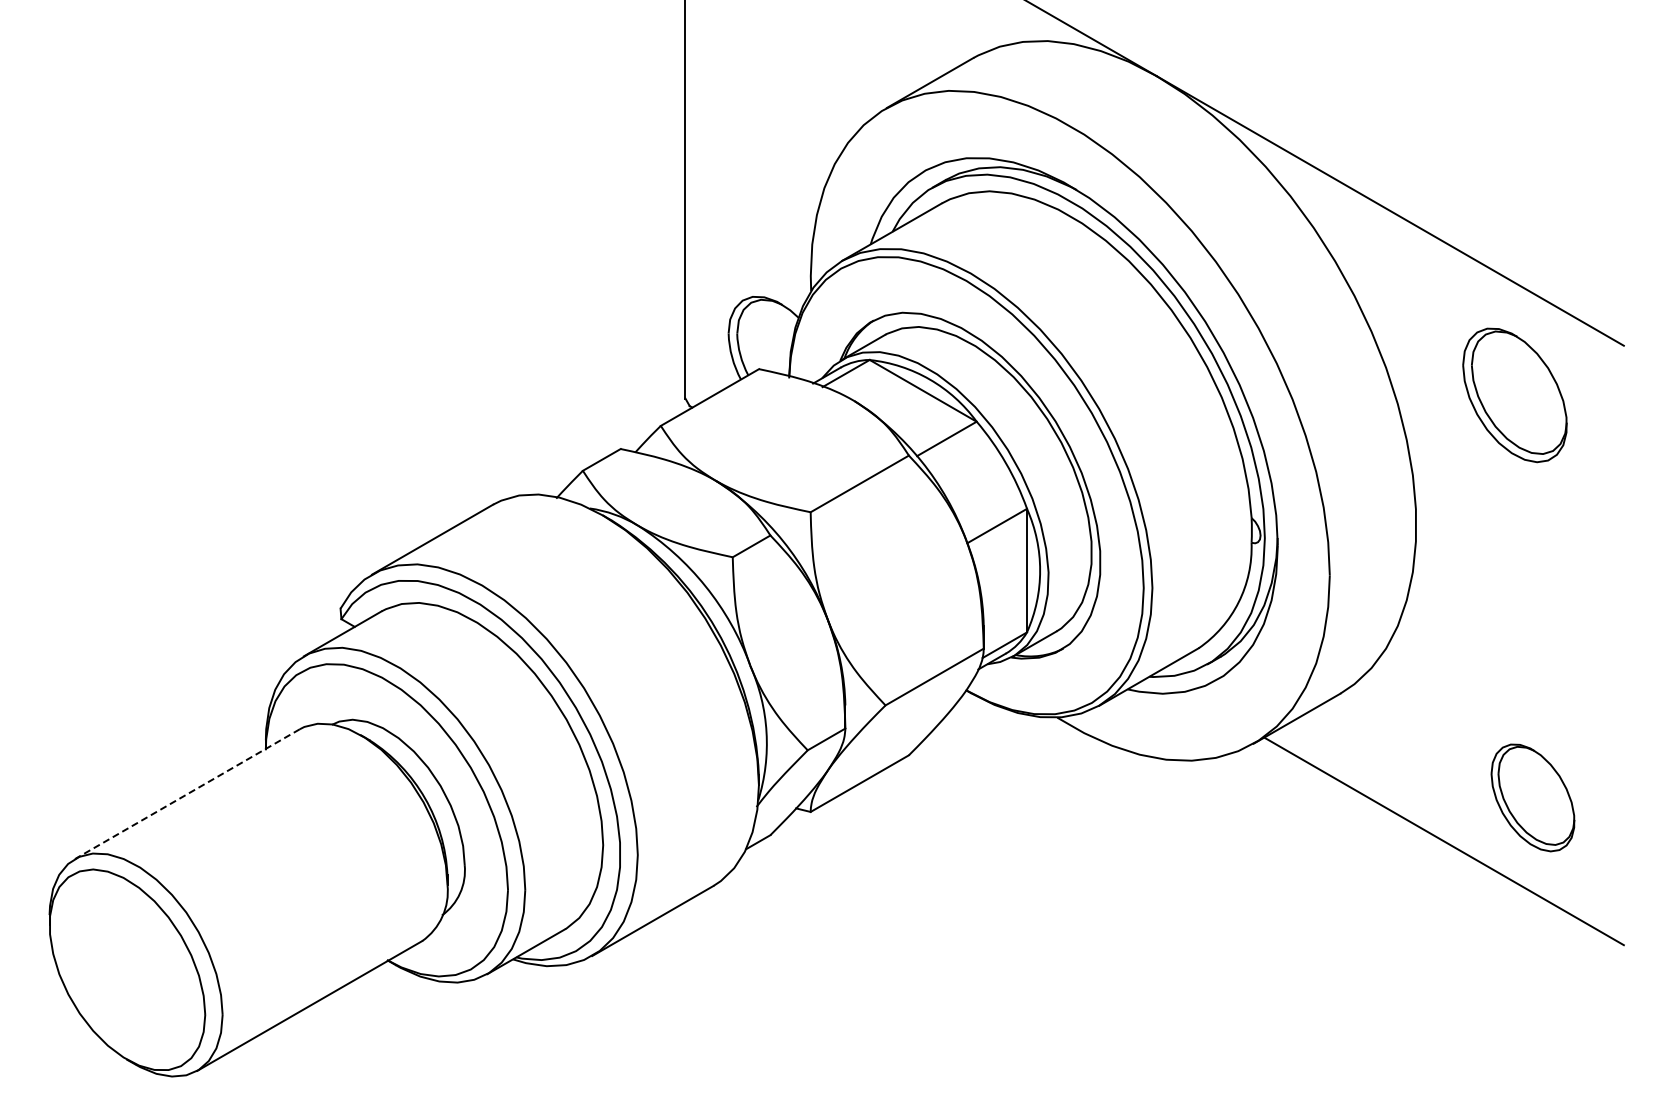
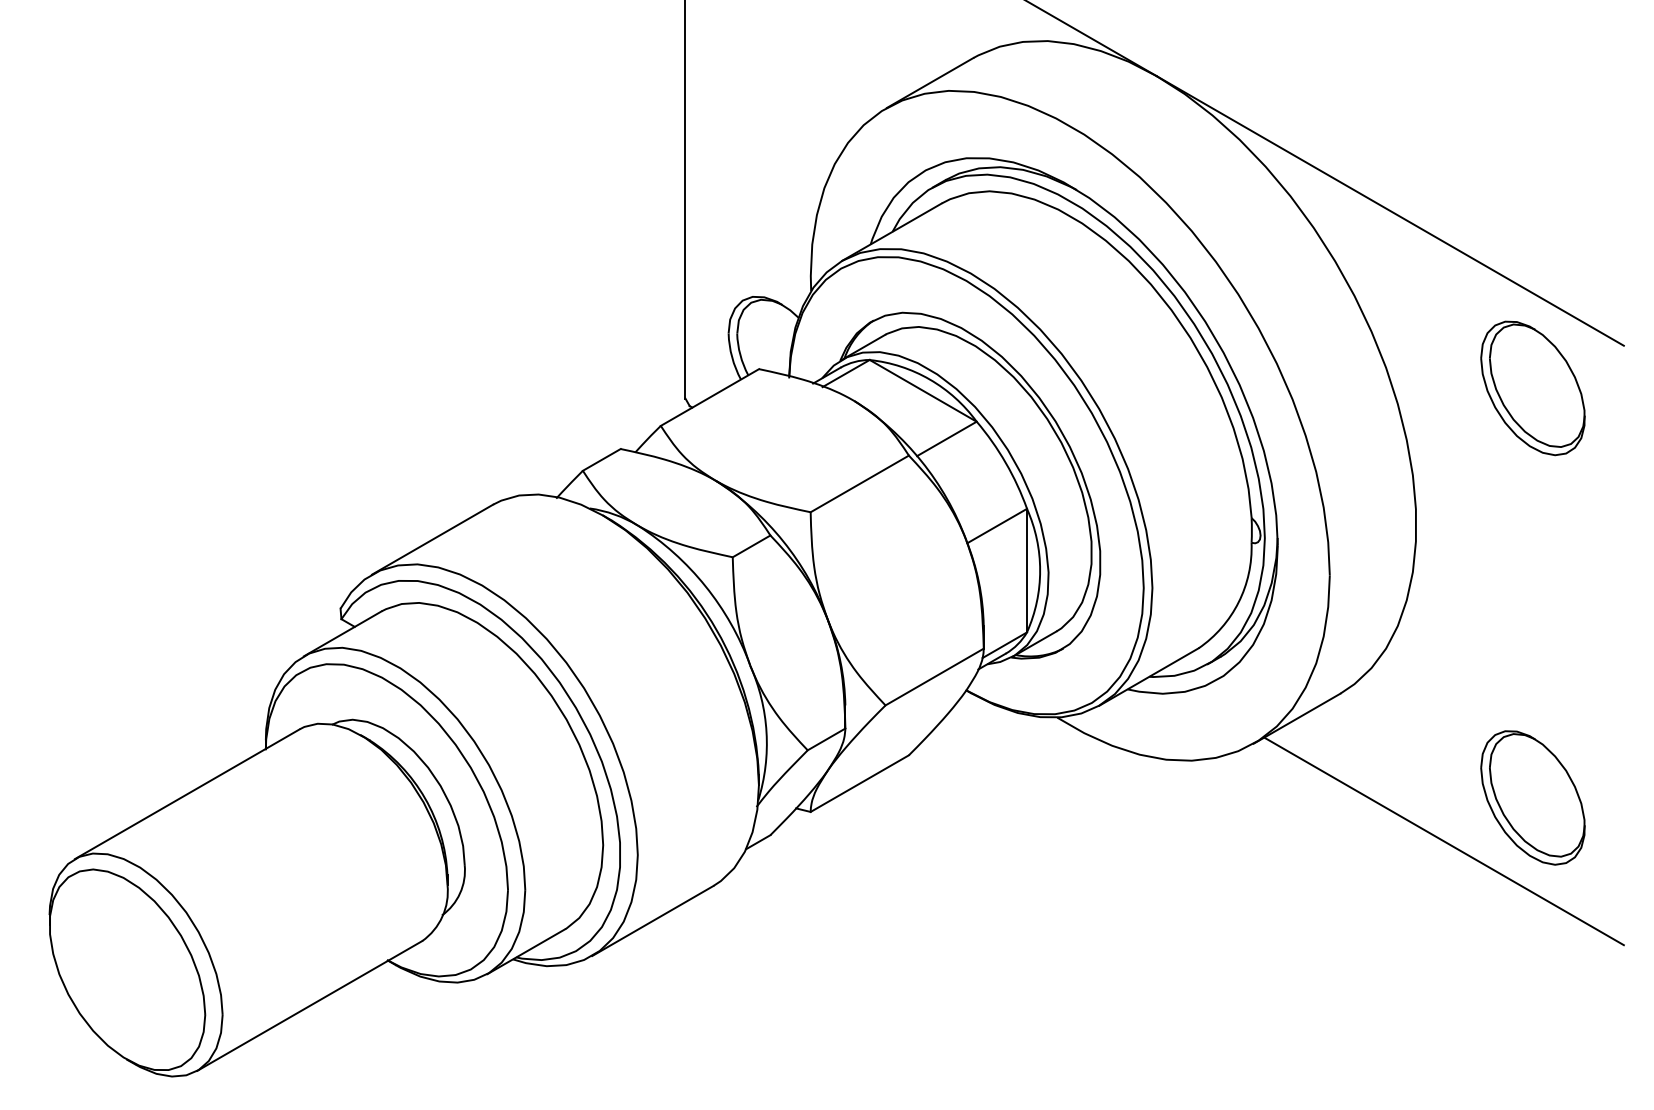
part position: (1514, 395) -> (1532, 388) (1532, 388)
line: dashed -> solid (187, 794)
part size: 86x110 px -> 106x136 px (1532, 797)
